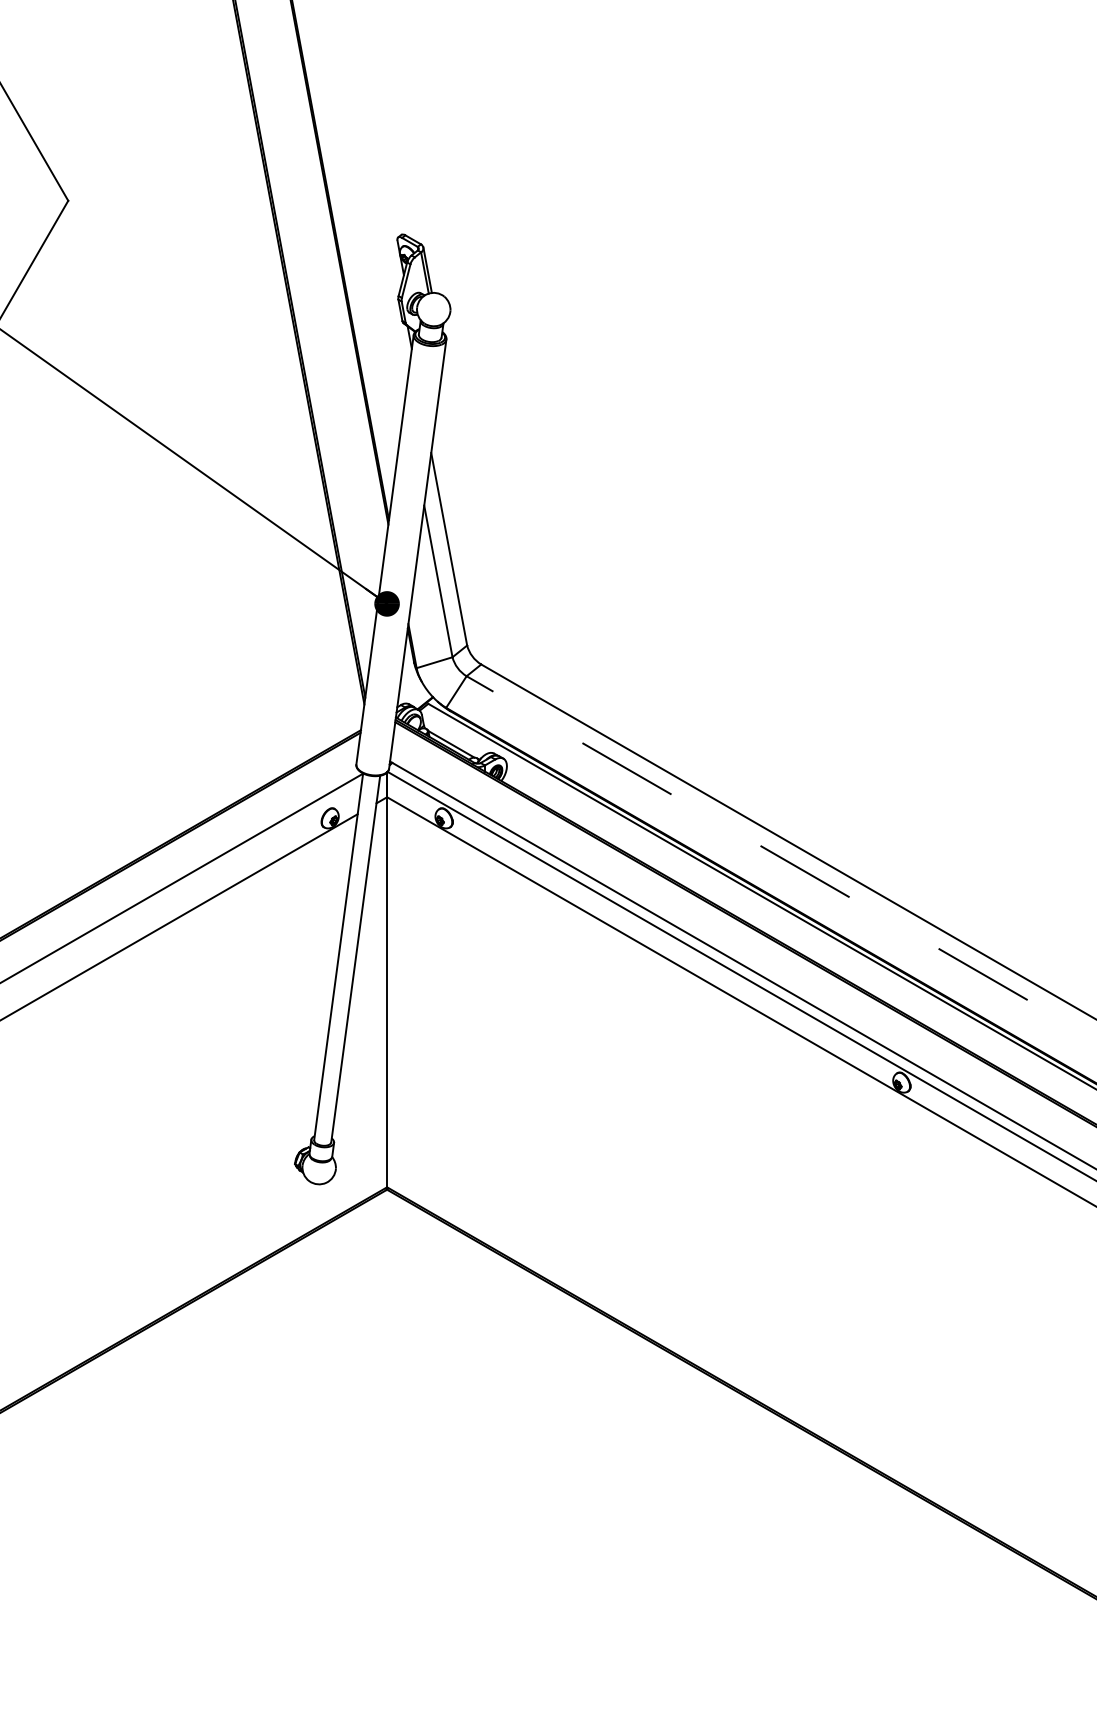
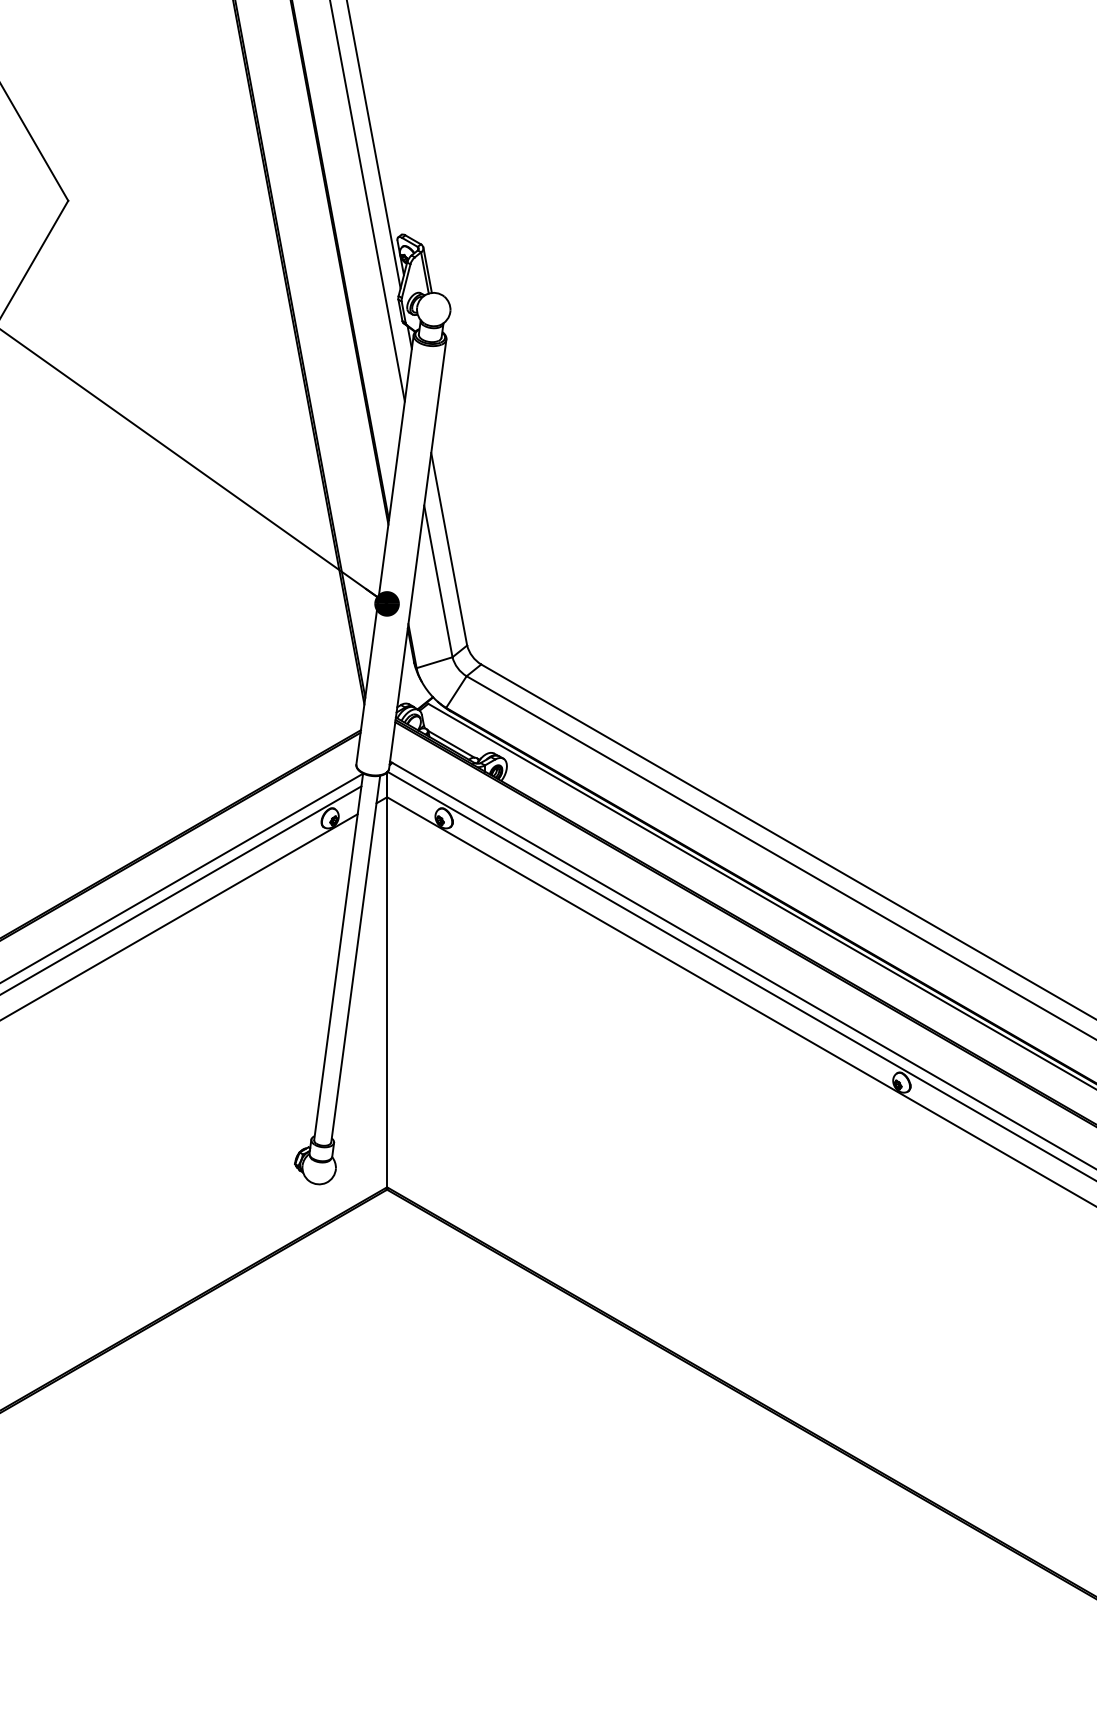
line: none -> present (373, 145)
line: none -> present (367, 201)
line: dashed -> solid (781, 858)
line: none -> present (181, 889)
